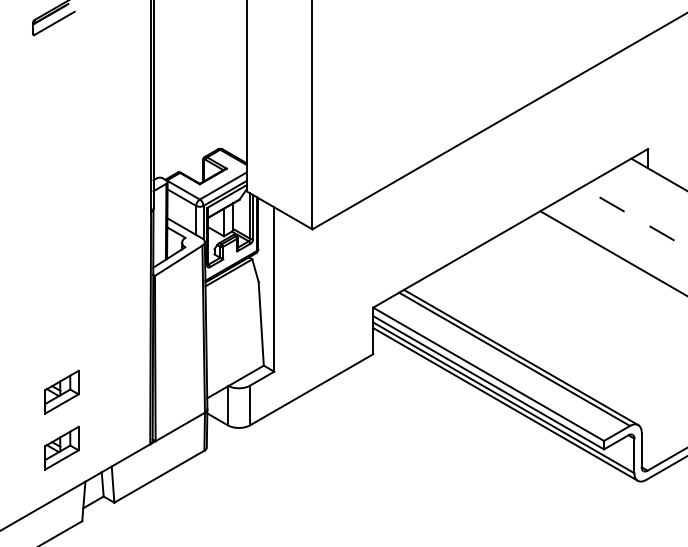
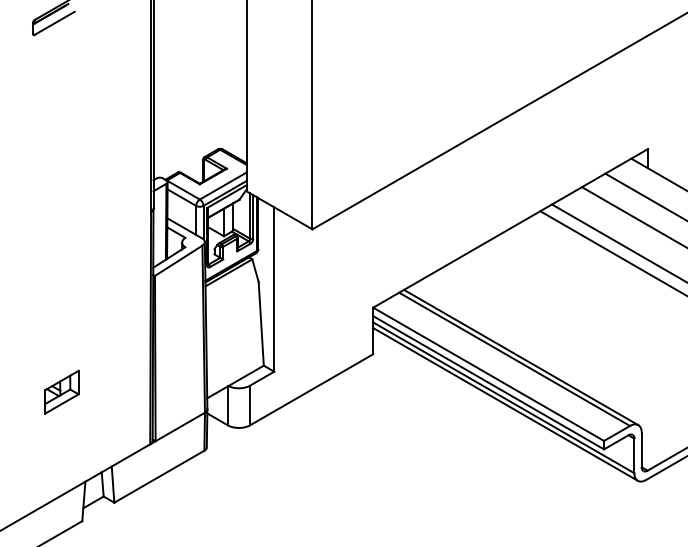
line: none -> present (644, 196)
line: dashed -> solid (634, 217)
line: none -> present (618, 242)
part: present -> none (61, 447)
